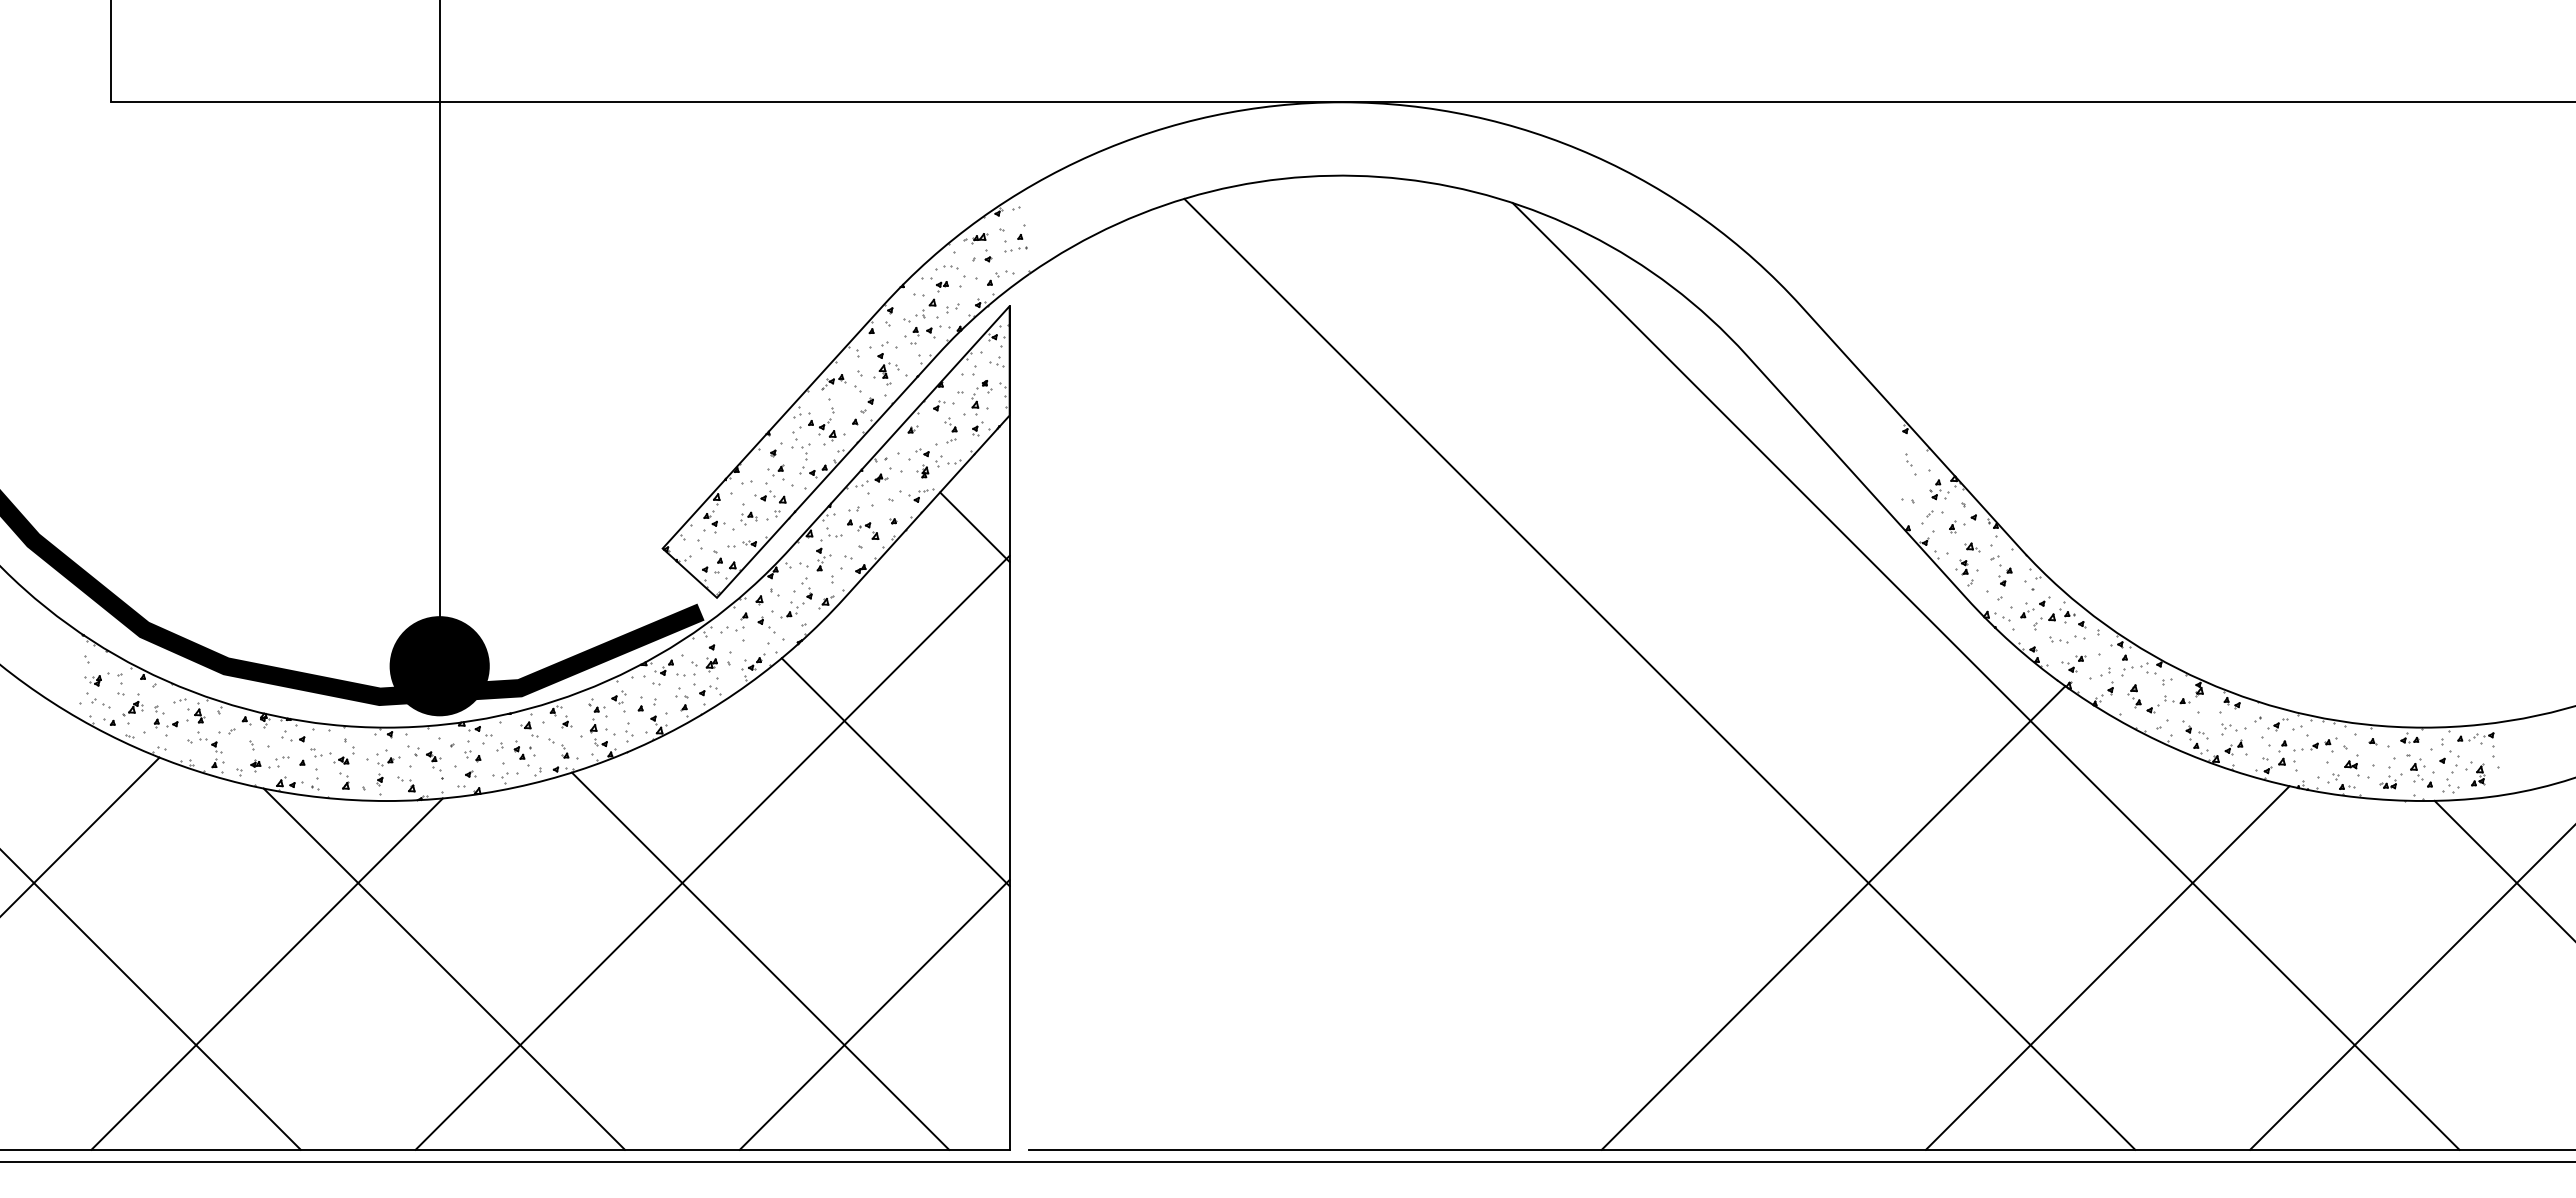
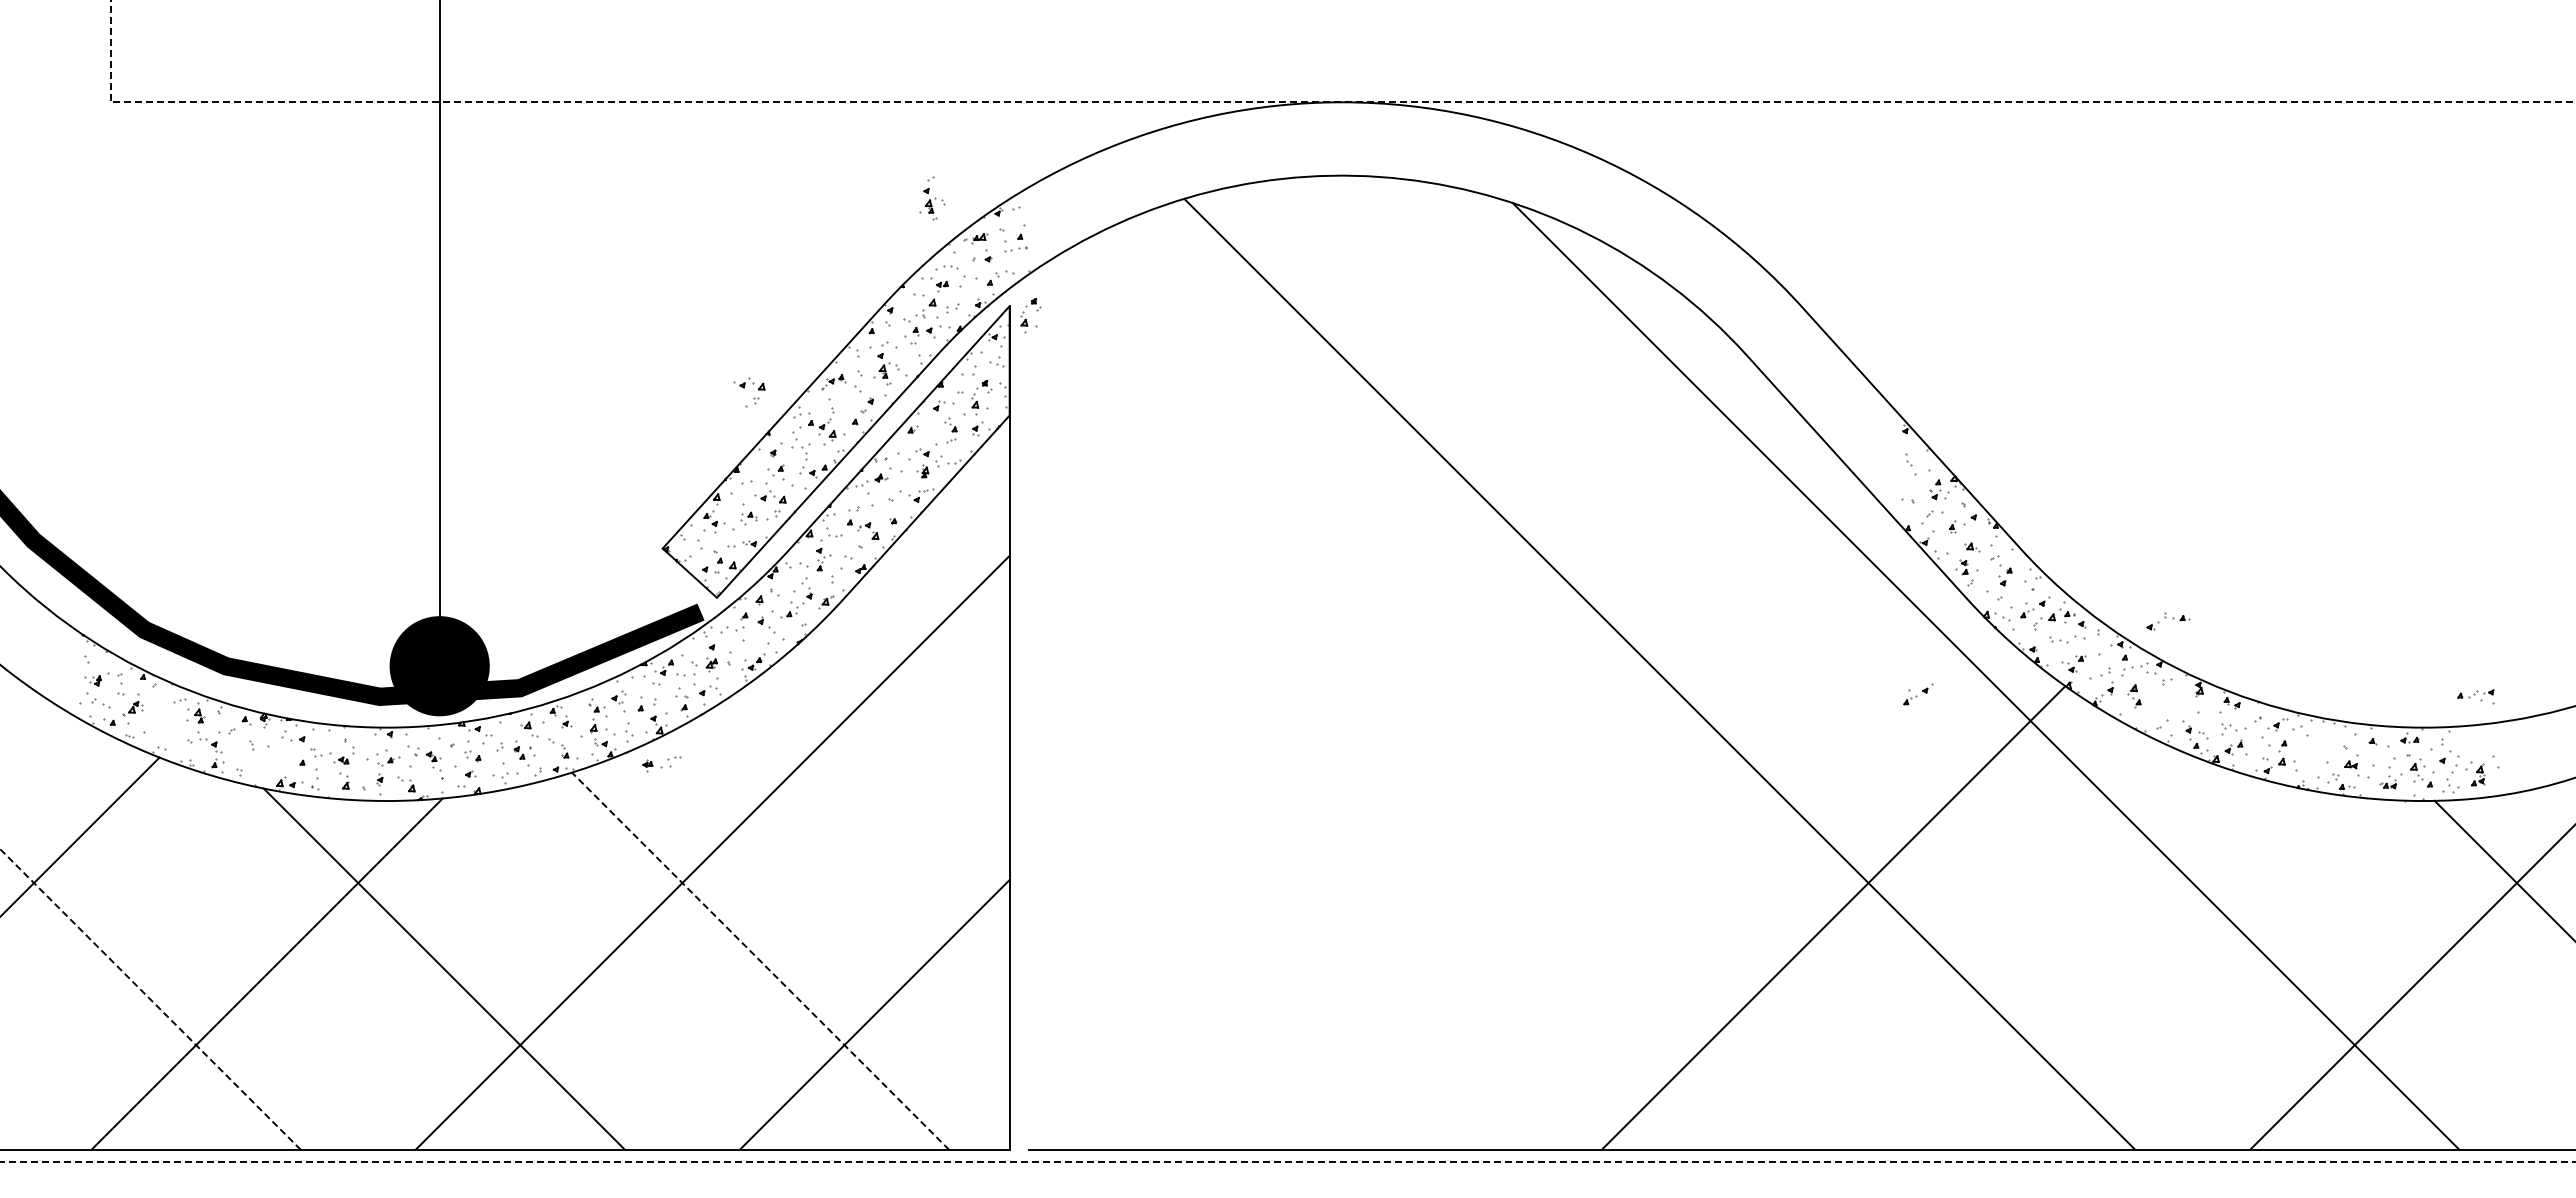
line: solid -> dashed (1289, 102)
part: none -> present (932, 198)
part: none -> present (1030, 315)
part: none -> present (744, 388)
line: present -> none (974, 527)
part: none -> present (1918, 694)
part position: (2168, 704) -> (2168, 621) (2168, 621)
part: present -> none (165, 720)
part position: (2475, 739) -> (2475, 696) (2475, 696)
part: present -> none (2315, 744)
part position: (269, 764) -> (661, 764) (661, 764)
line: present -> none (895, 772)
line: solid -> dashed (760, 961)
line: present -> none (2107, 967)
line: solid -> dashed (150, 999)
line: solid -> dashed (1288, 1162)
